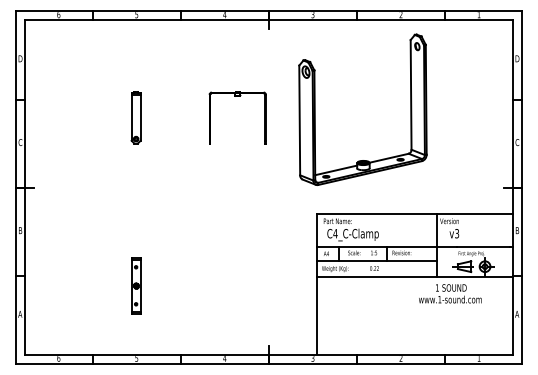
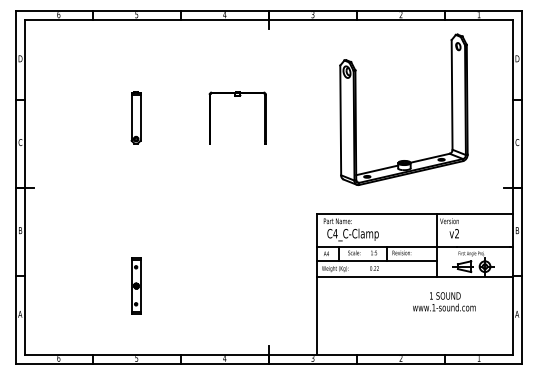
part position: (315, 109) -> (356, 109) (356, 109)
text: v3 -> v2 (457, 233)
text position: (450, 293) -> (444, 301) (444, 301)
